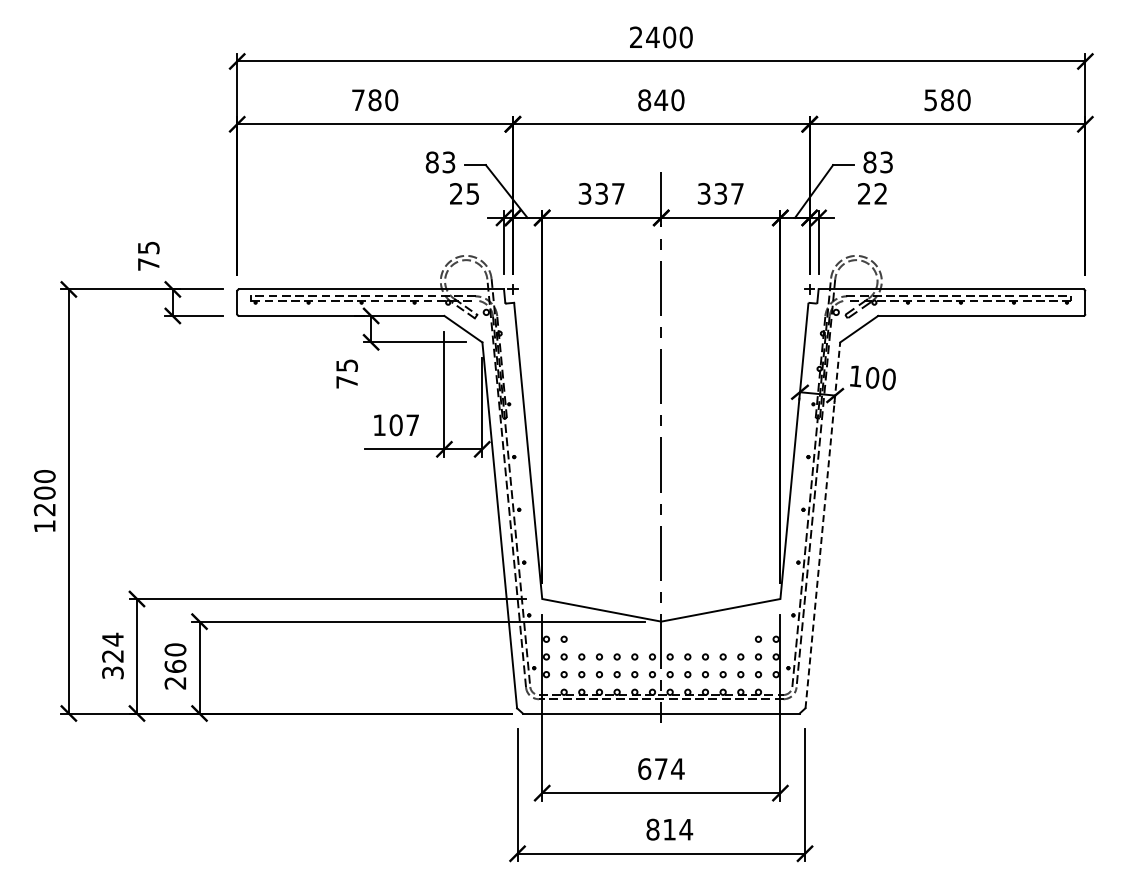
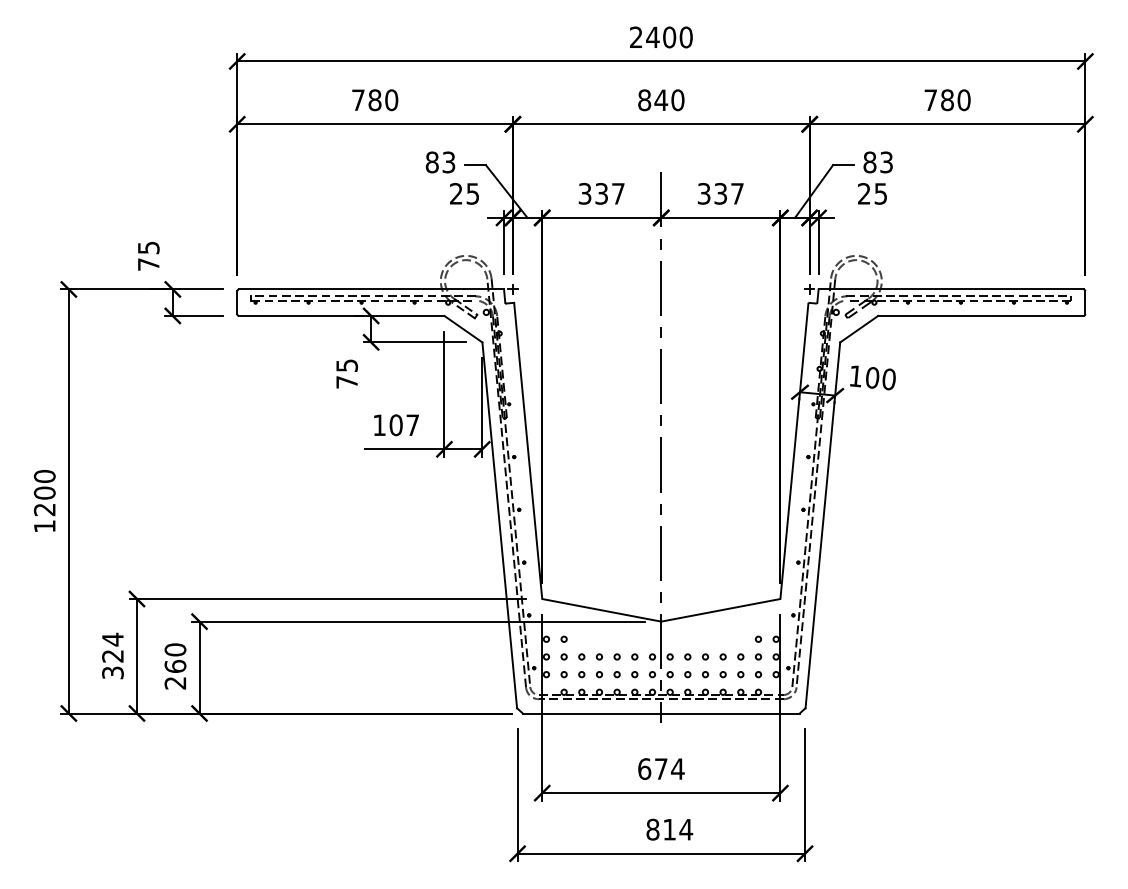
text: 580 -> 780 (930, 100)
text: 22 -> 25 (880, 193)
line: dashed -> solid (822, 525)
